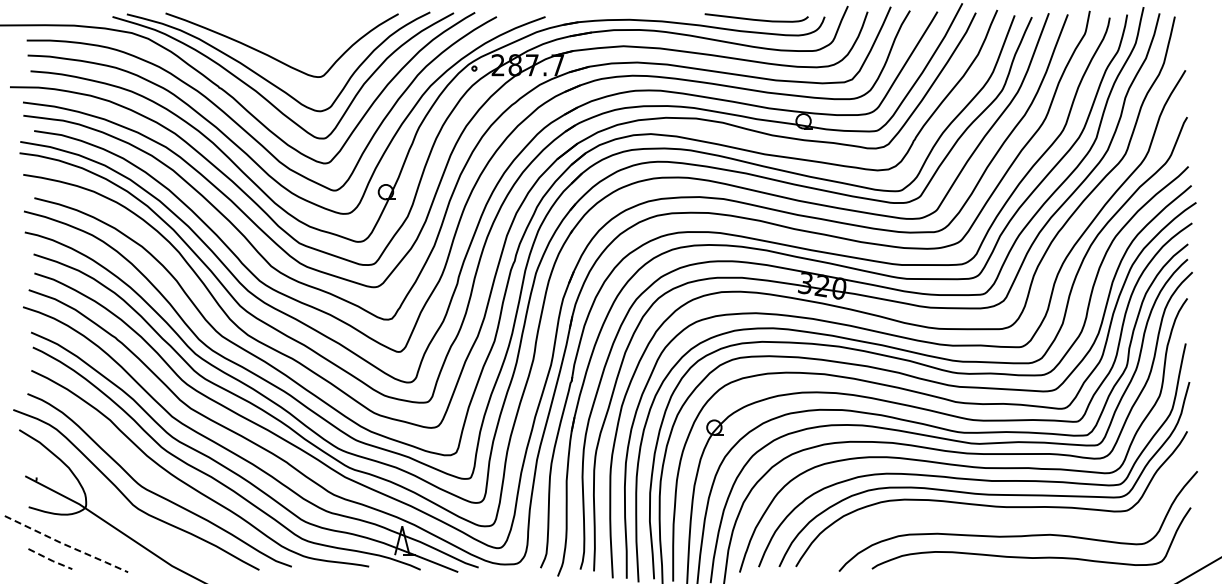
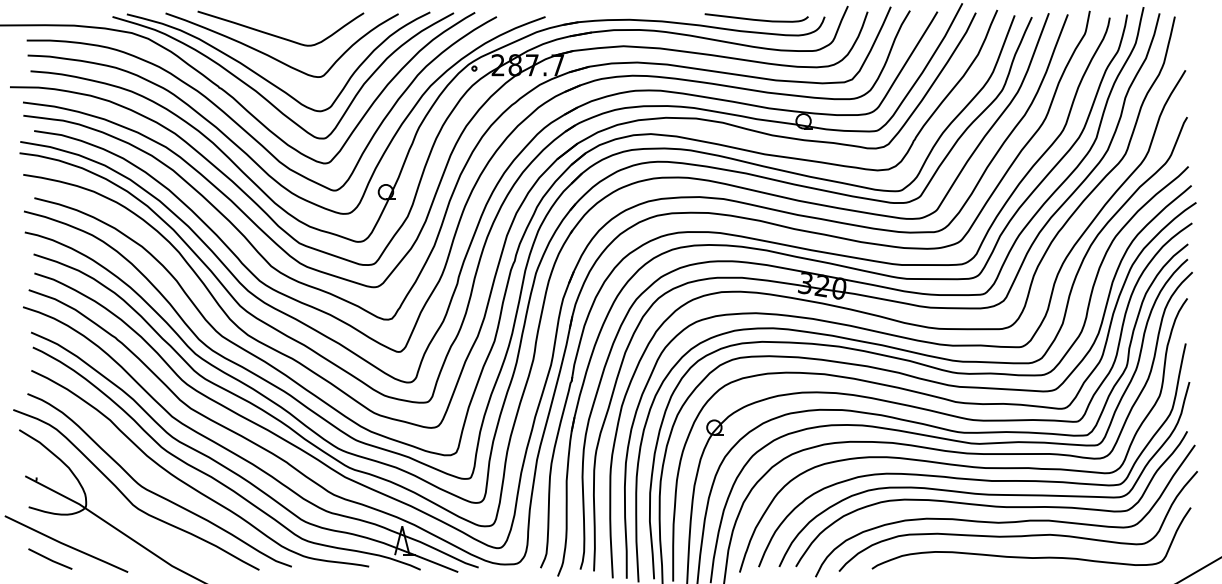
curve: none -> present (277, 35)
curve: none -> present (1005, 521)
line: dashed -> solid (66, 545)
line: dashed -> solid (50, 559)
